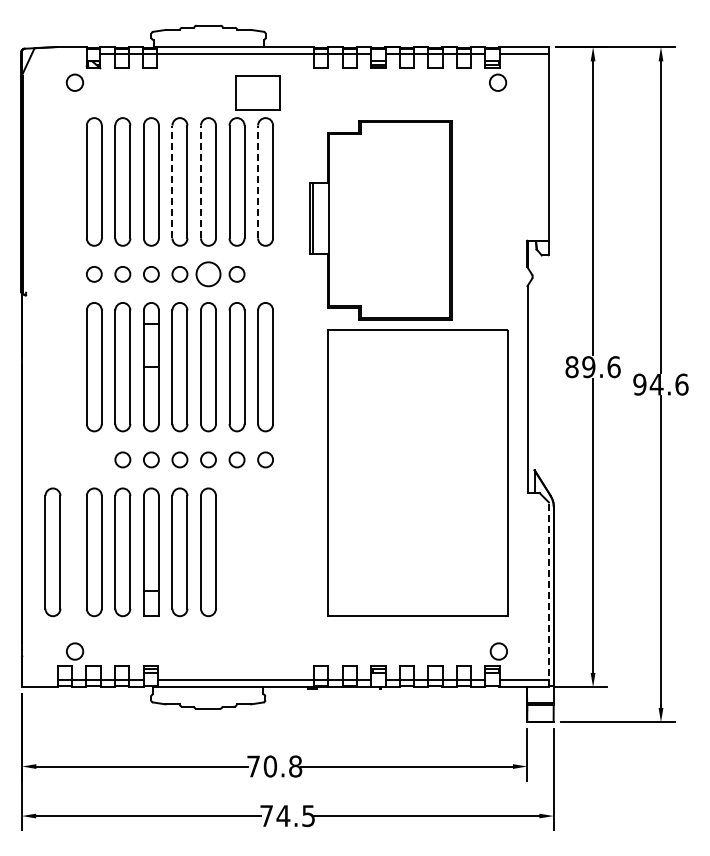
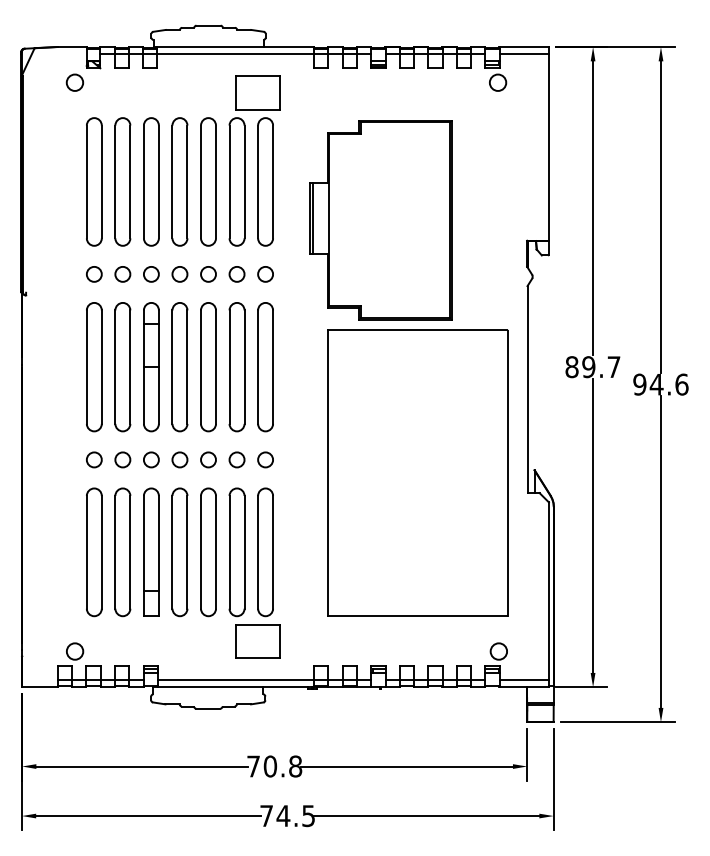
line: dashed -> solid (172, 181)
line: dashed -> solid (201, 181)
line: dashed -> solid (258, 181)
circle size: 27x27 px -> 17x17 px (208, 274)
circle: none -> present (265, 274)
text: 89.6 -> 89.7 (613, 367)
circle: none -> present (94, 459)
part: present -> none (52, 552)
part: none -> present (254, 572)
line: dashed -> solid (548, 594)
